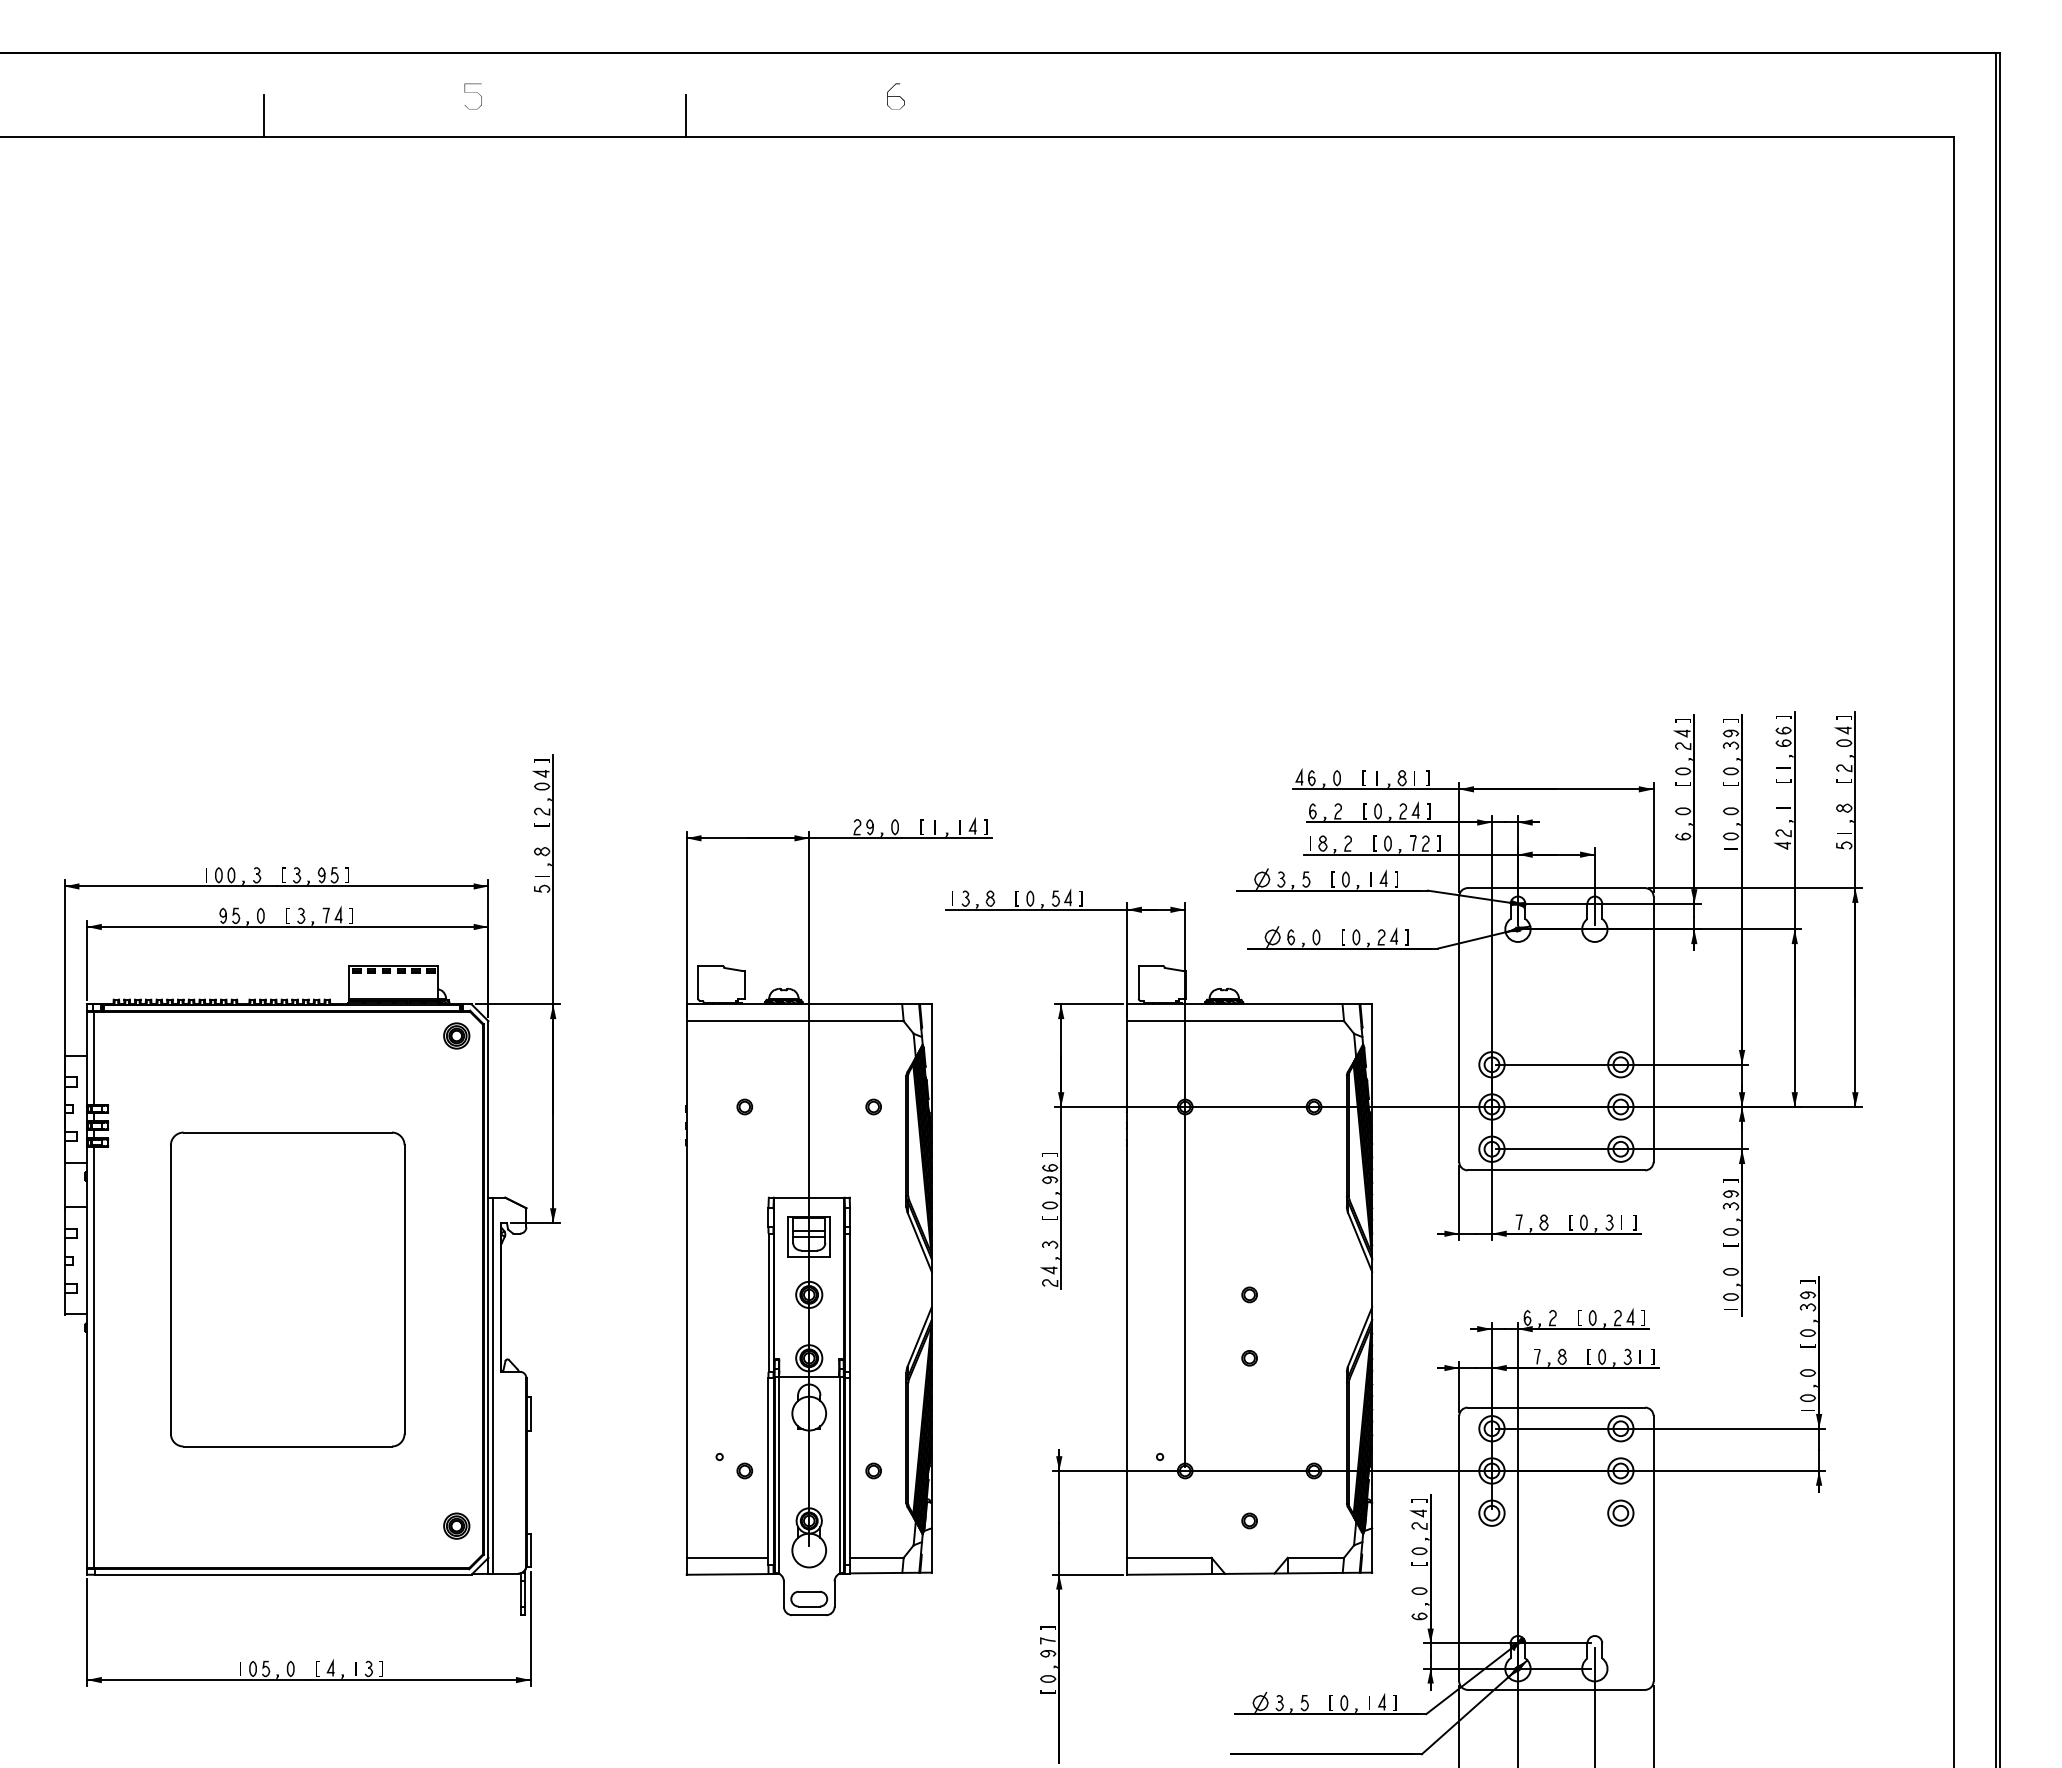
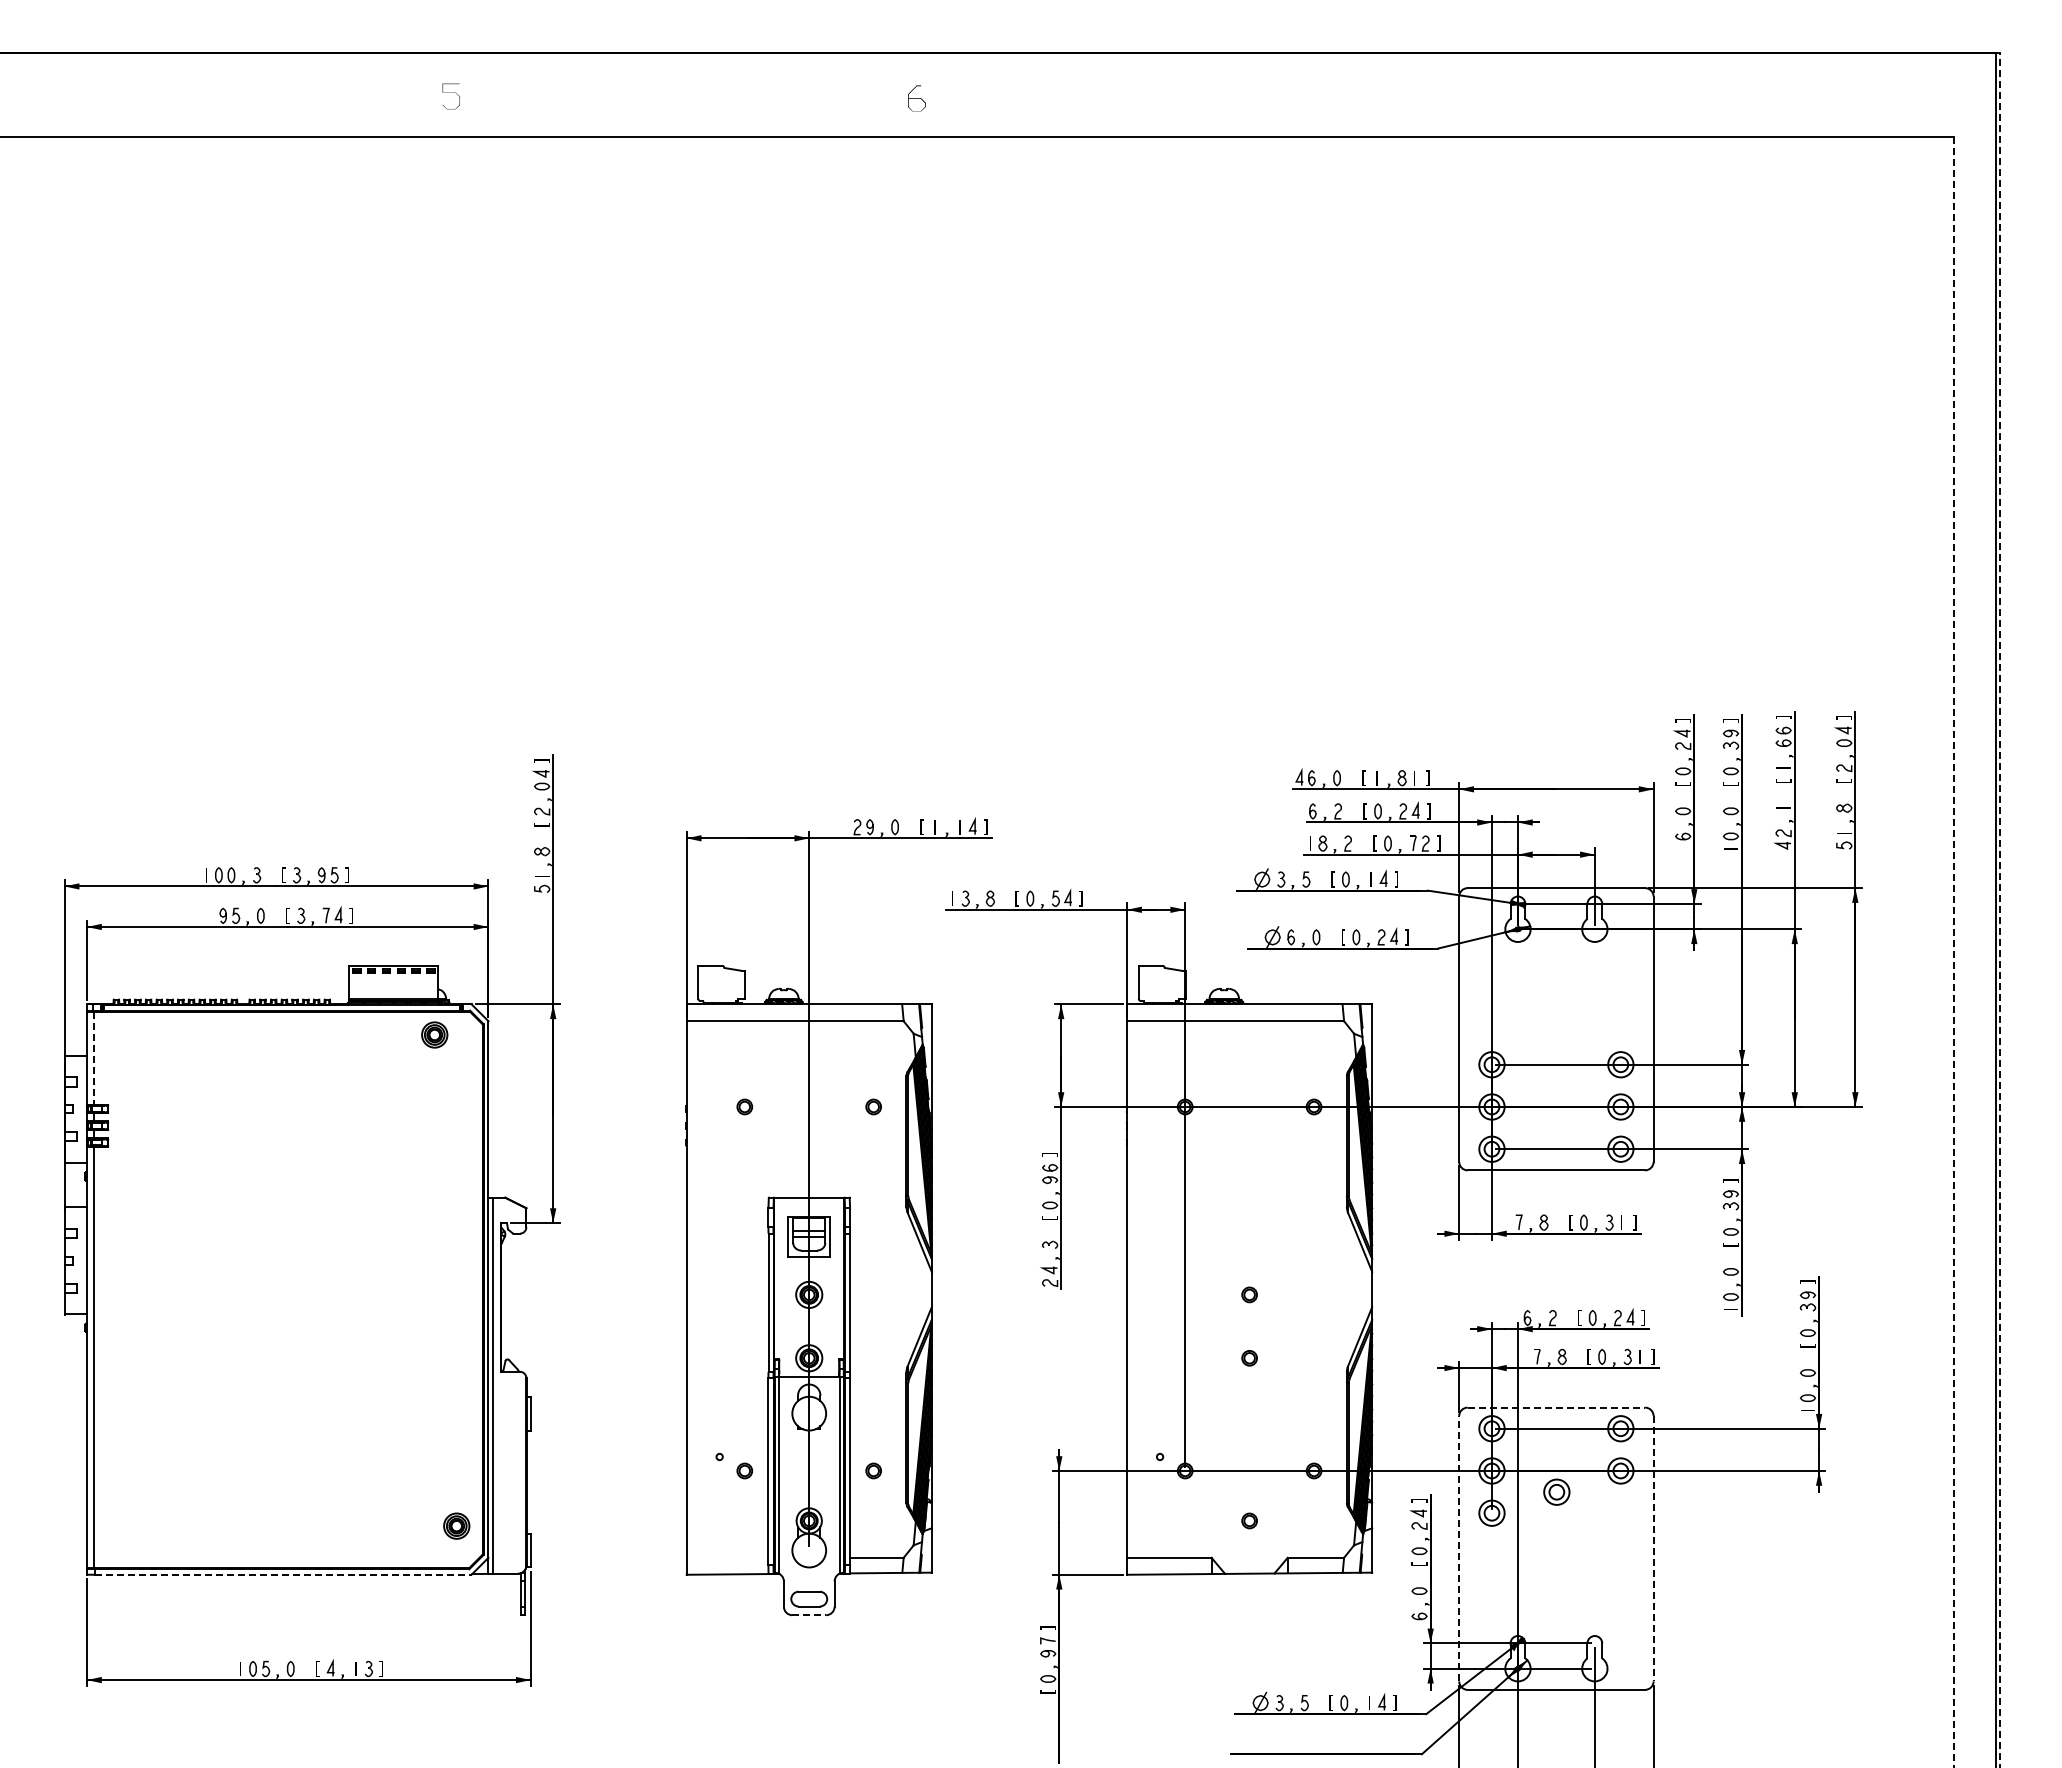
part position: (472, 96) -> (450, 96) (450, 96)
part position: (895, 96) -> (916, 98) (916, 98)
line: present -> none (263, 116)
line: present -> none (686, 116)
line: solid -> dashed (2000, 910)
line: solid -> dashed (1953, 953)
part position: (456, 1035) -> (434, 1034) (434, 1034)
line: solid -> dashed (93, 1058)
part: present -> none (287, 1289)
line: solid -> dashed (1556, 1407)
part position: (1620, 1512) -> (1556, 1491) (1556, 1491)
line: solid -> dashed (1459, 1548)
line: solid -> dashed (1653, 1548)
line: present -> none (727, 1557)
line: solid -> dashed (284, 1574)
line: solid -> dashed (809, 1615)
